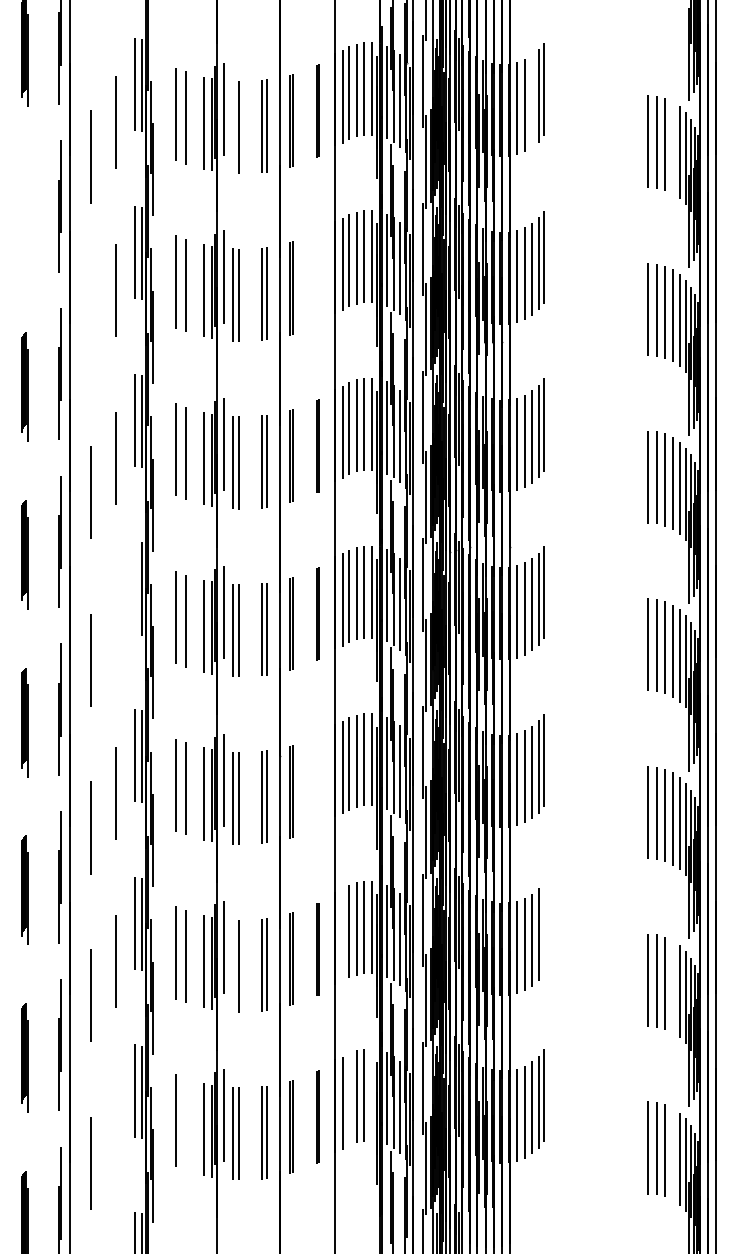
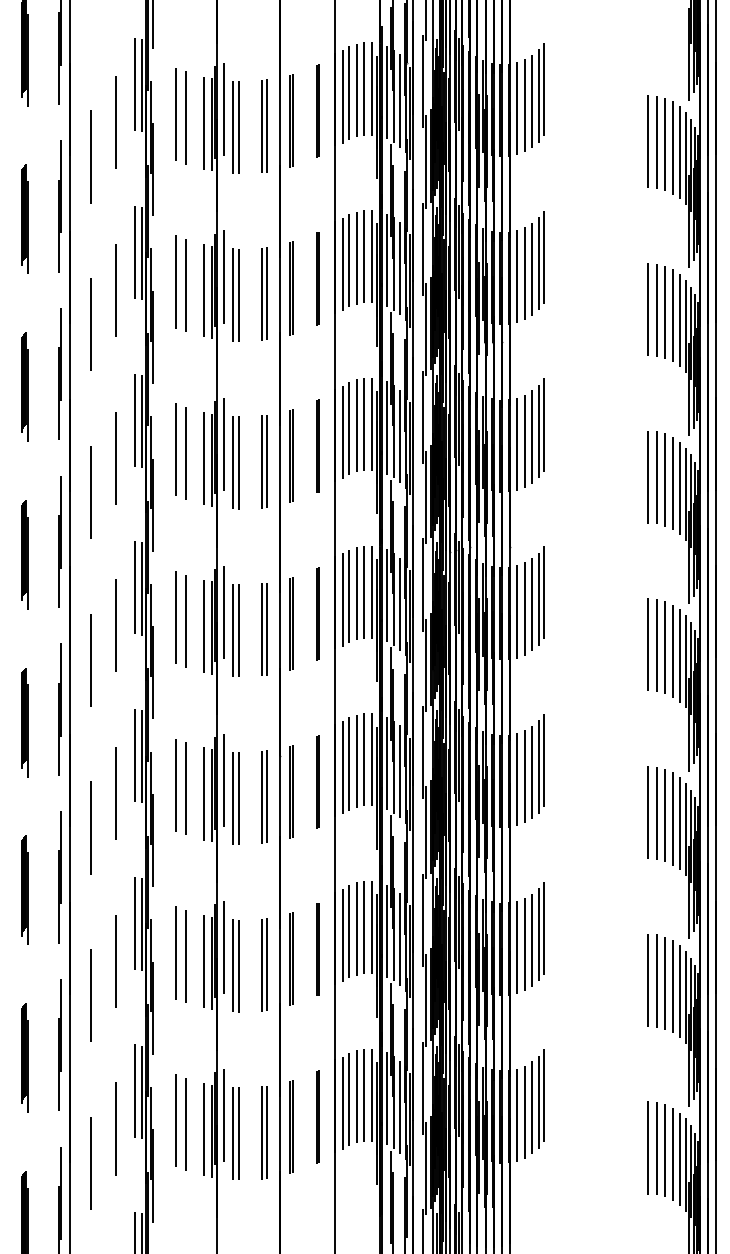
line: none -> present (152, 25)
line: none -> present (532, 101)
line: none -> present (232, 126)
line: none -> present (672, 147)
part: none -> present (24, 218)
line: none -> present (317, 278)
line: none -> present (91, 324)
line: none -> present (135, 587)
line: none -> present (115, 625)
line: none -> present (317, 781)
line: none -> present (544, 927)
line: none -> present (342, 935)
line: none -> present (232, 965)
line: none -> present (672, 986)
line: none -> present (372, 1094)
line: none -> present (349, 1098)
line: none -> present (185, 1124)
line: none -> present (116, 1128)
line: none -> present (672, 1153)
